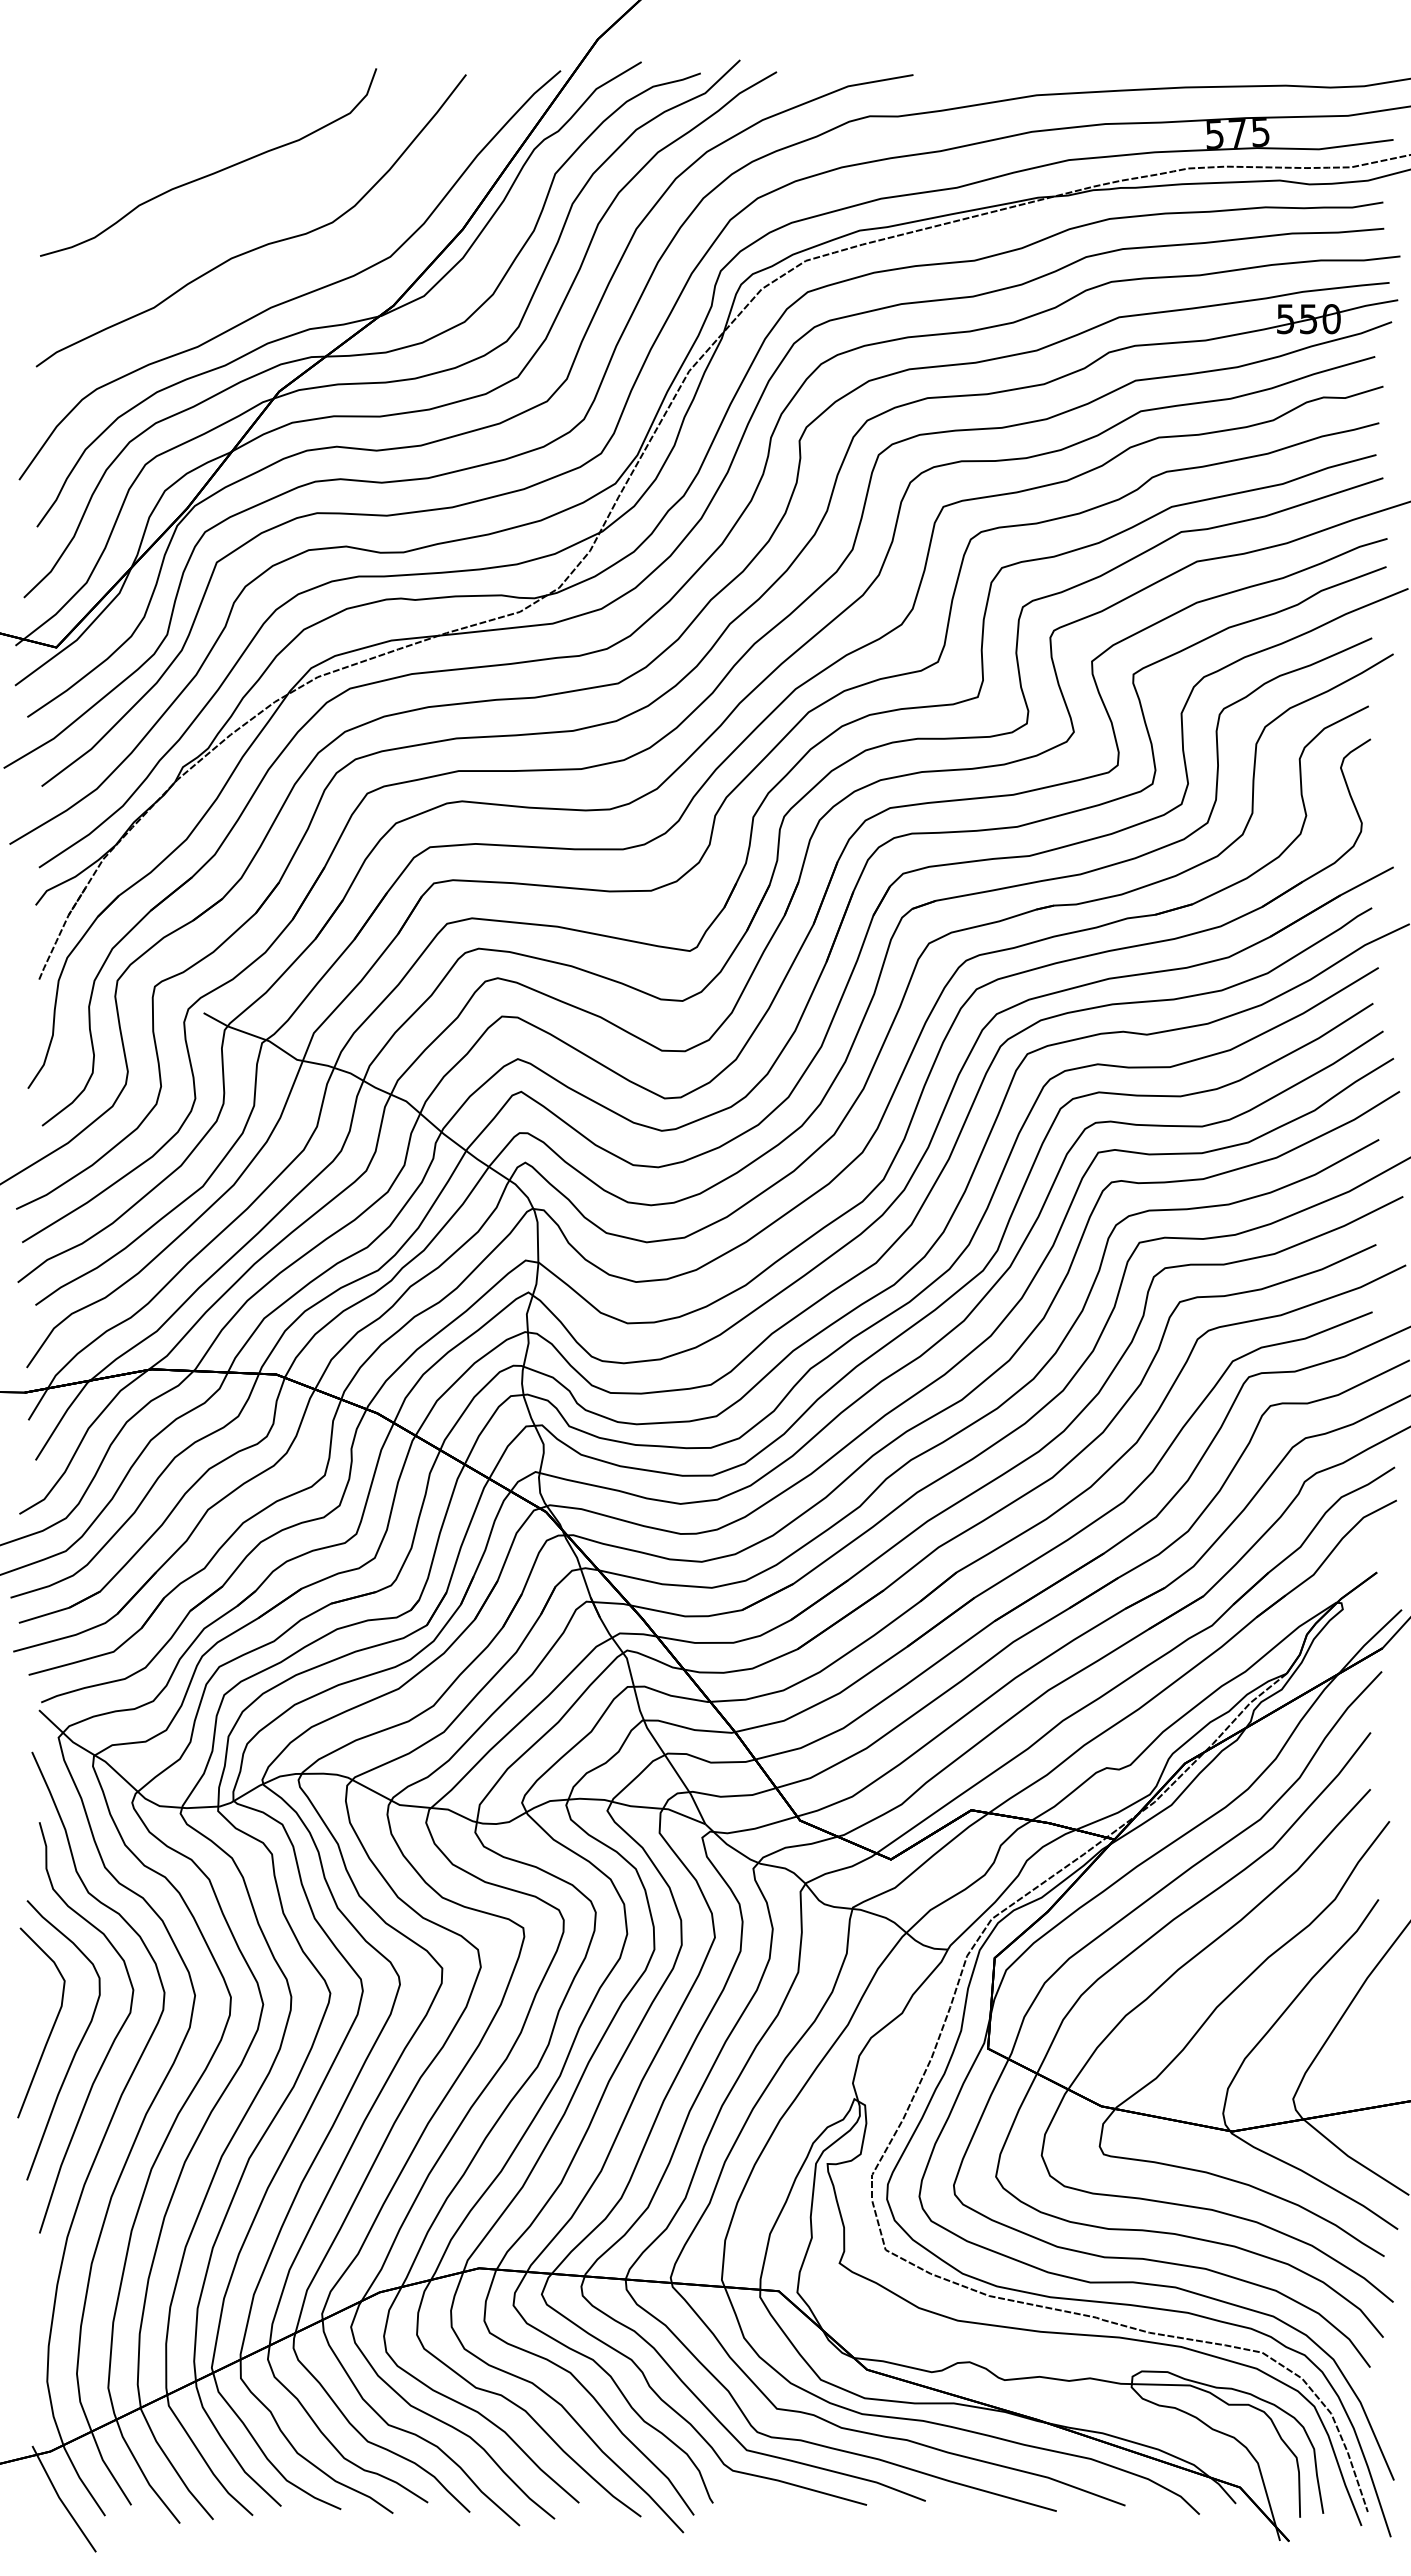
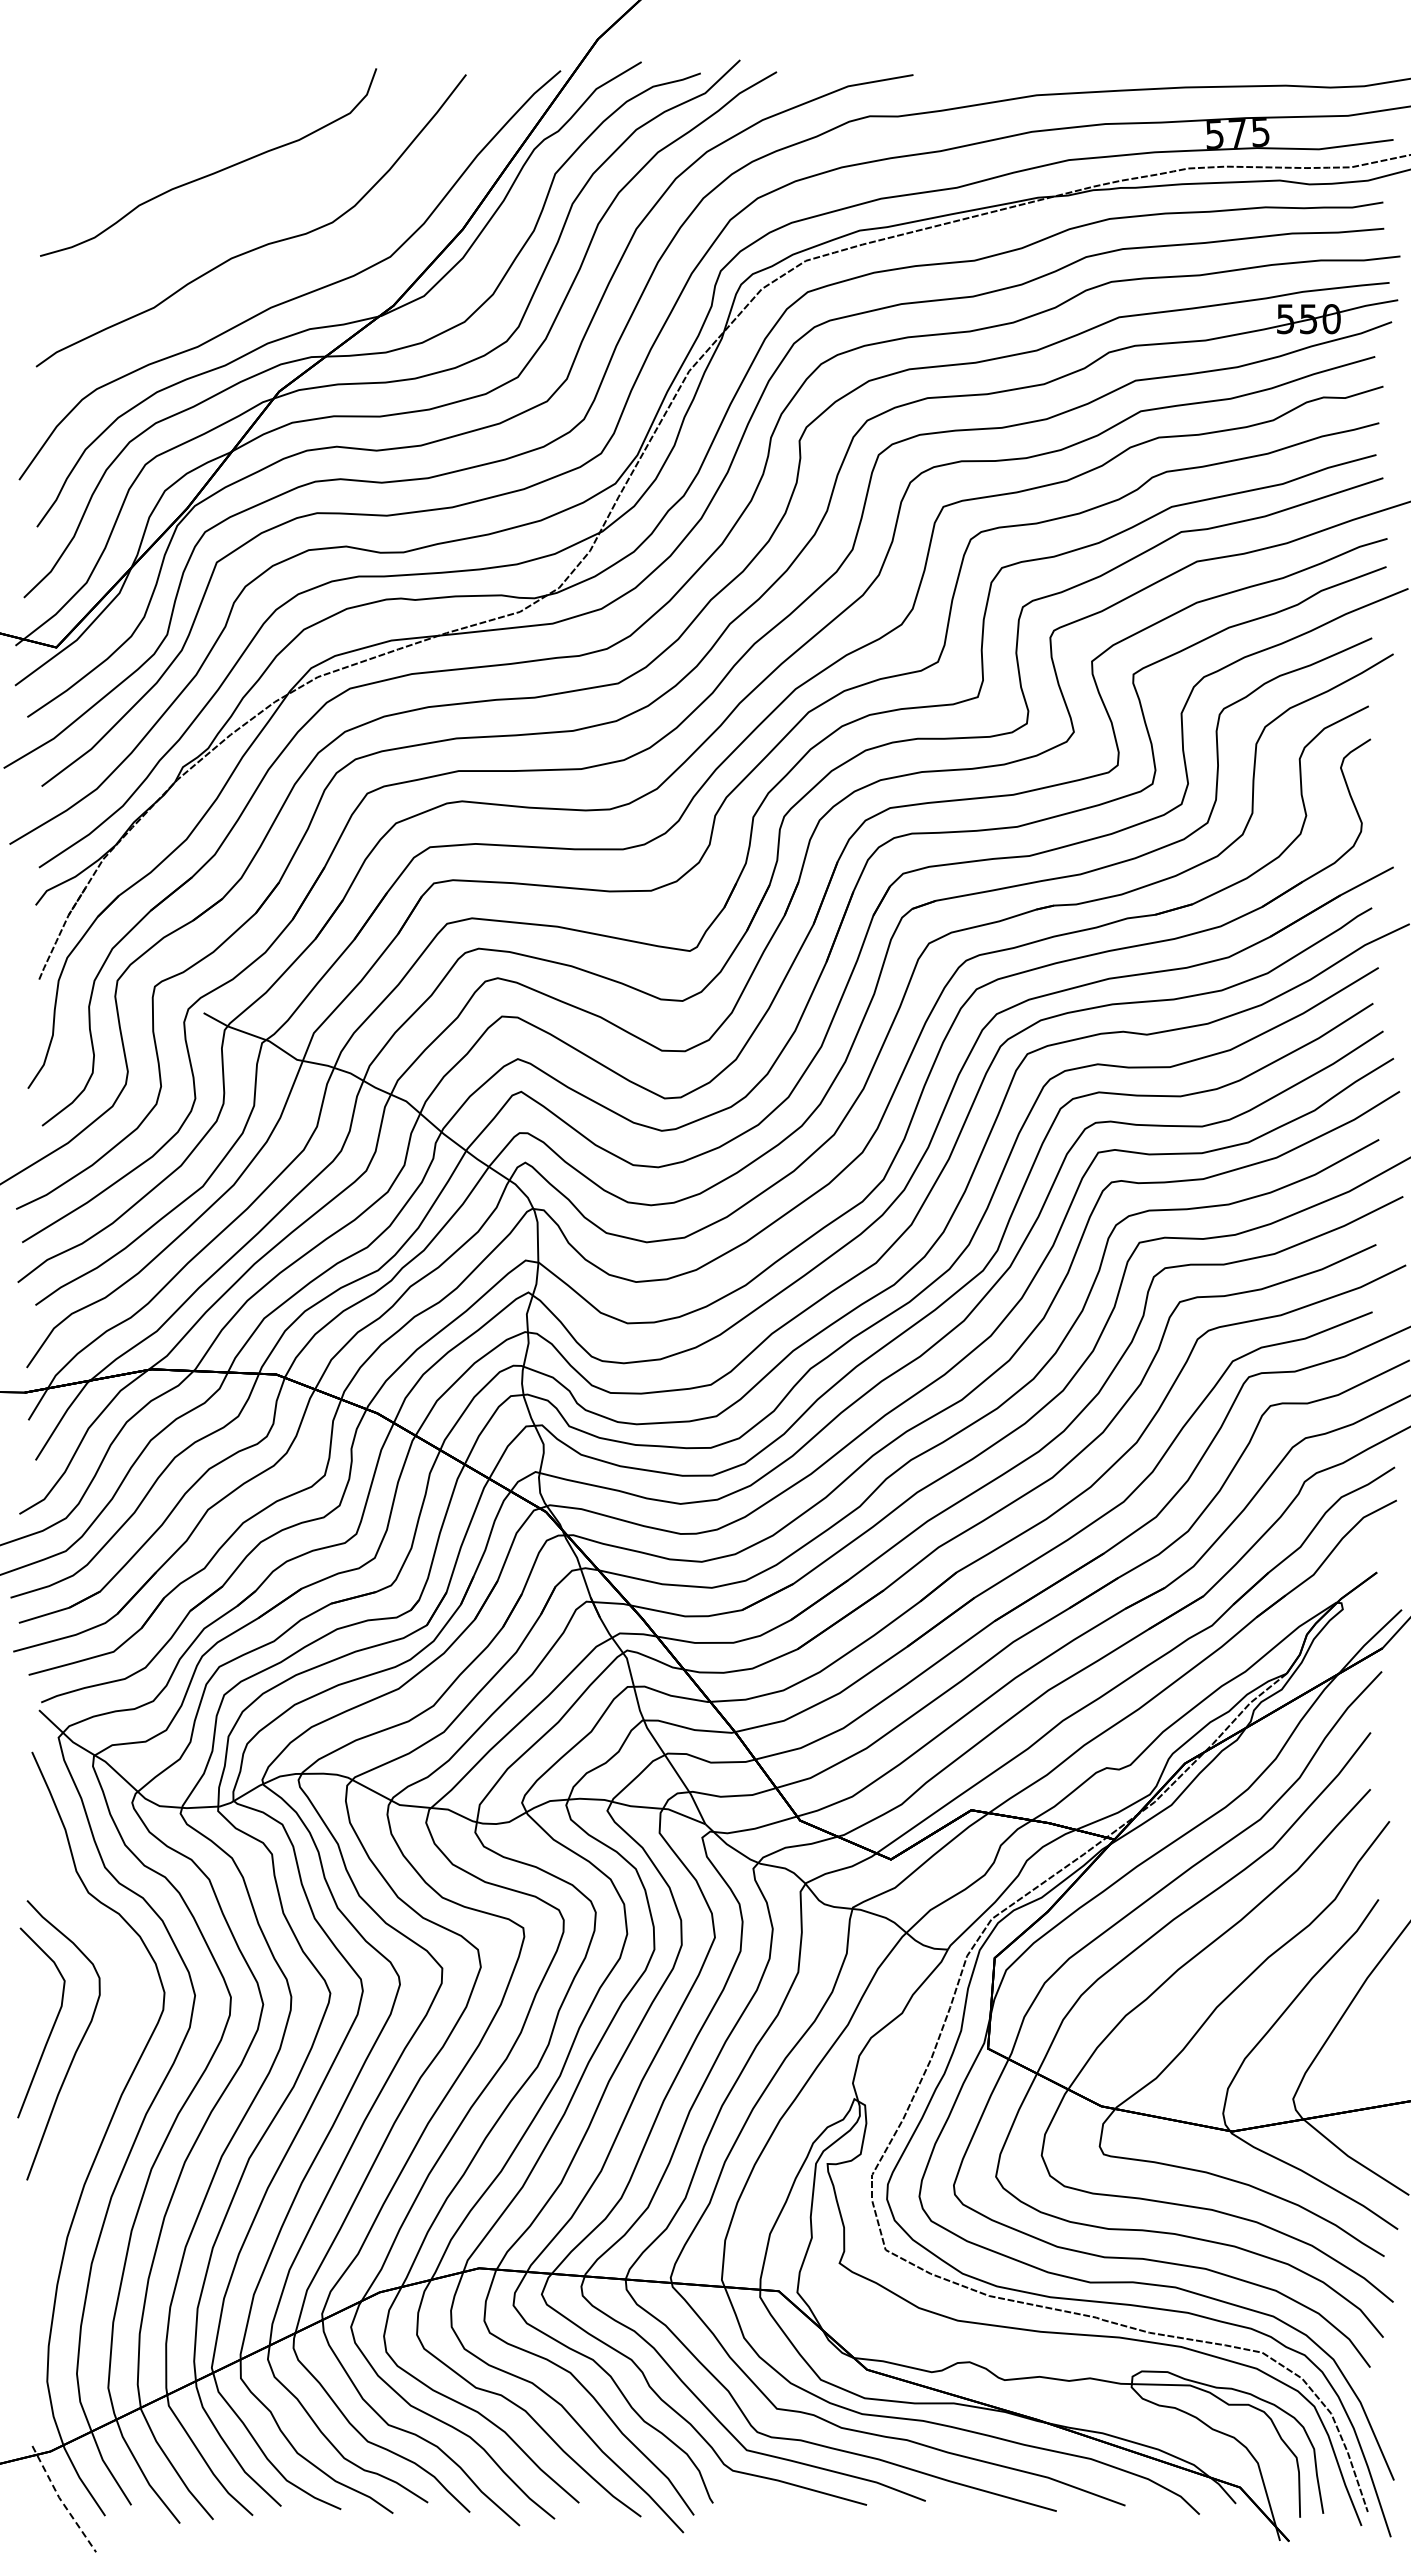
curve: present -> none (112, 2041)
line: solid -> dashed (60, 2500)
